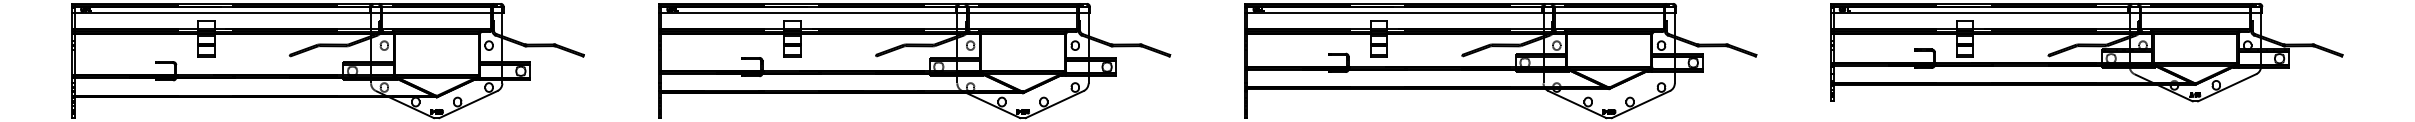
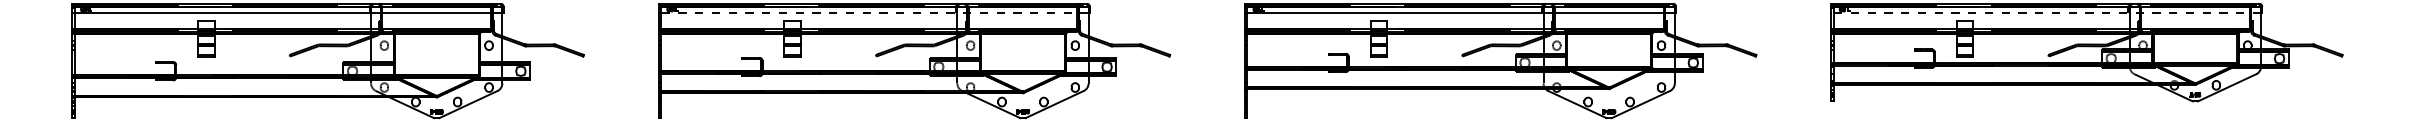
line: solid -> dashed (873, 13)
line: solid -> dashed (2045, 13)
